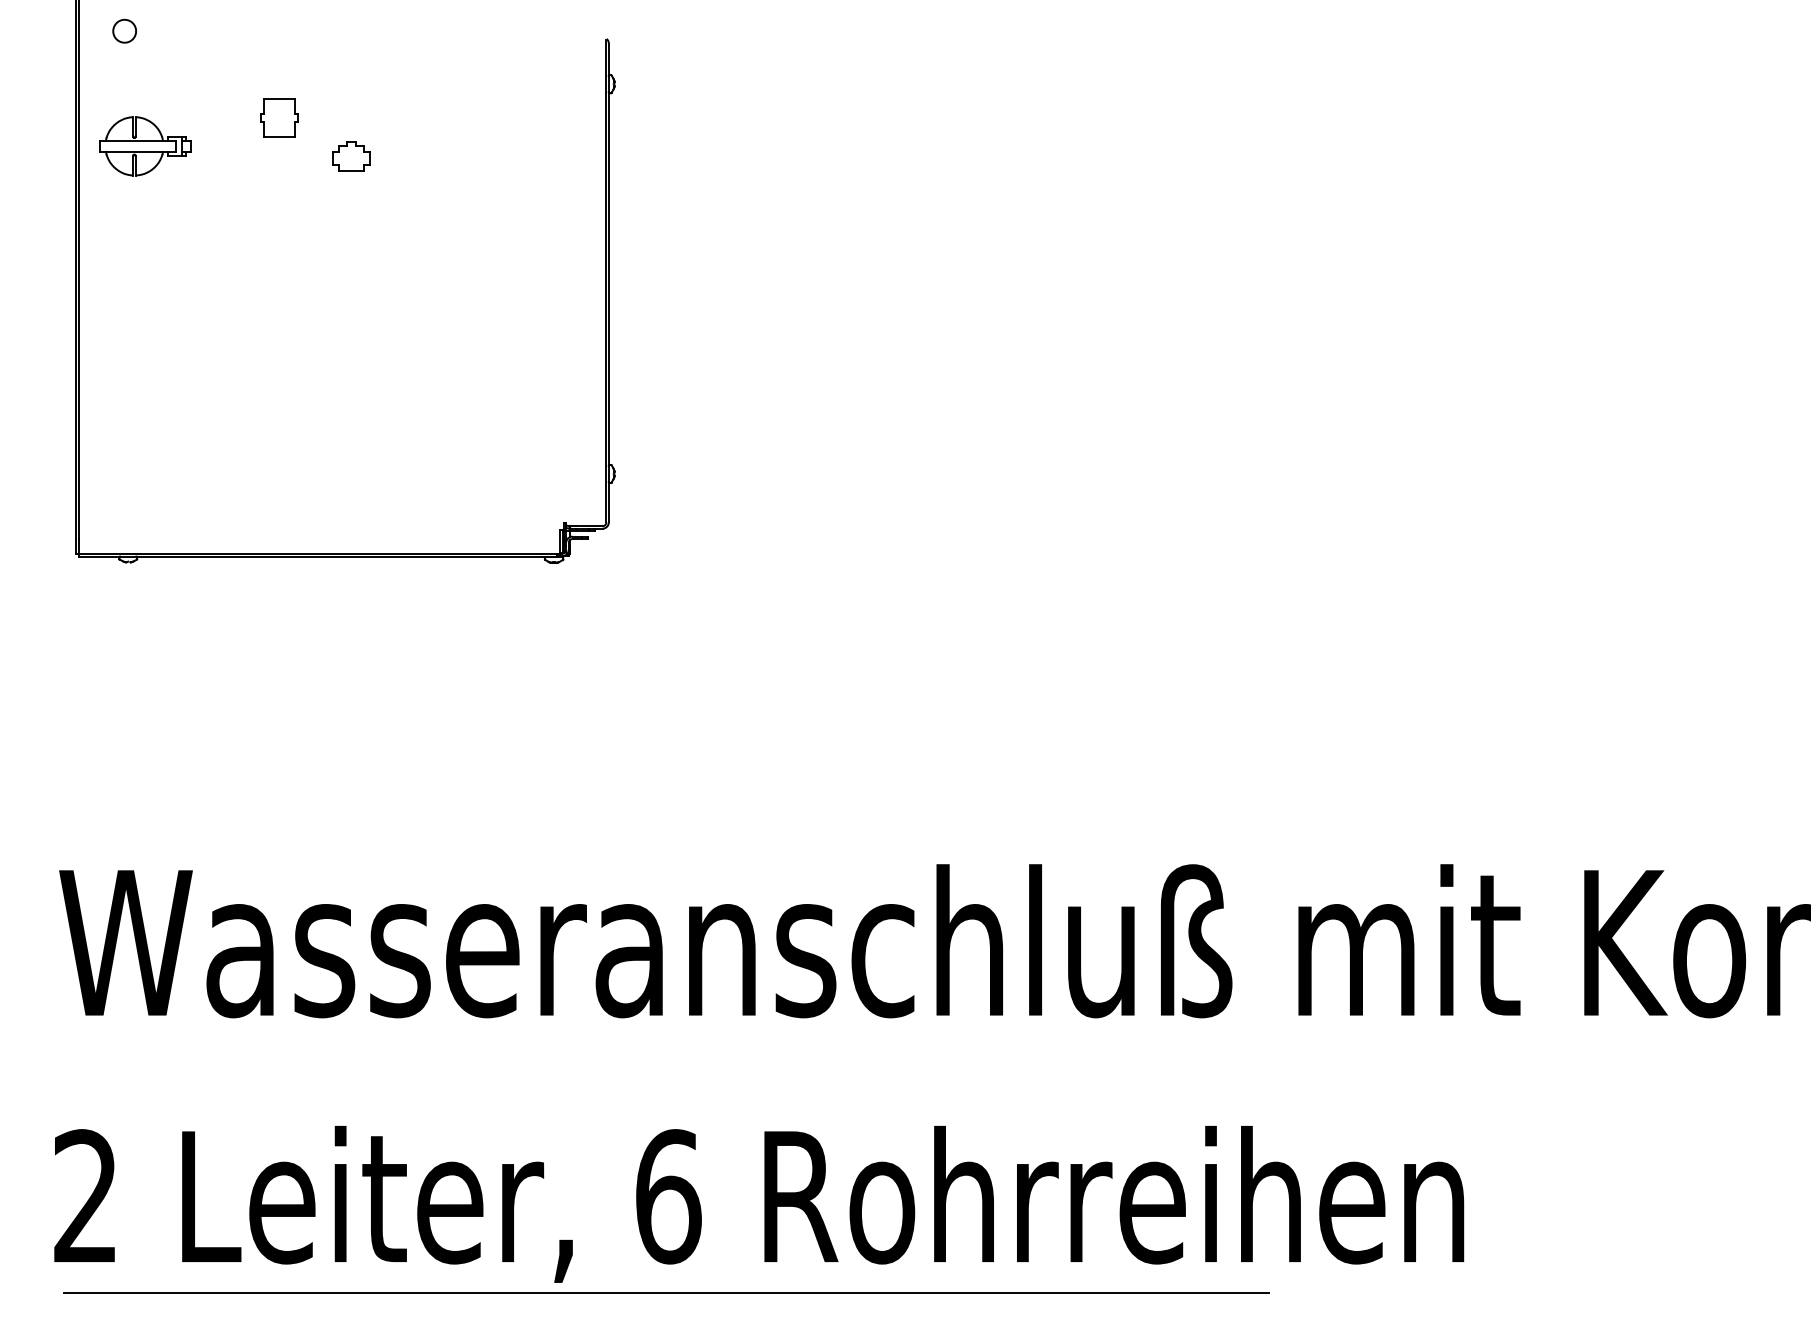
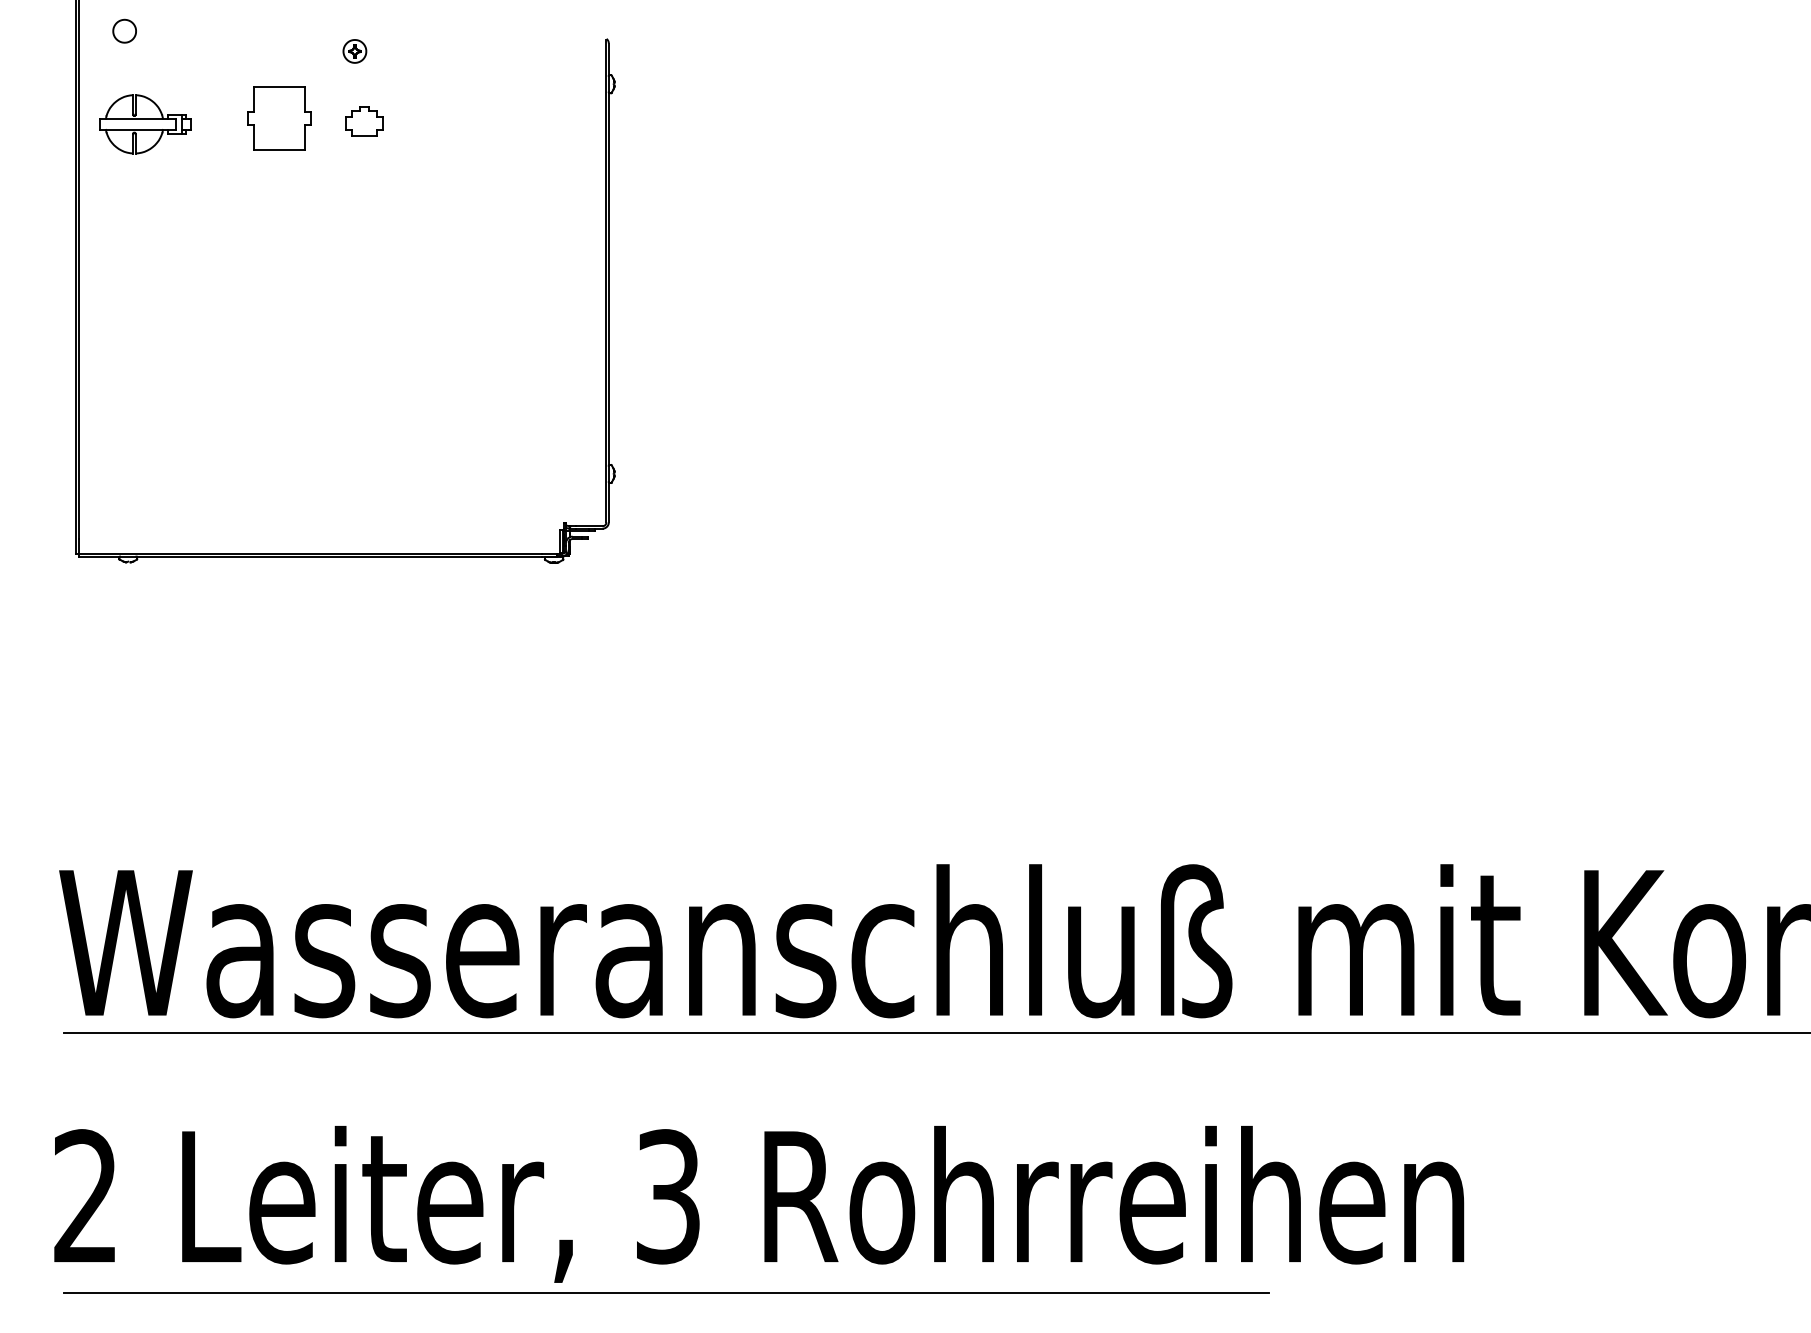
part: none -> present (354, 51)
part size: 39x40 px -> 65x65 px (279, 118)
part position: (145, 146) -> (145, 124) (145, 124)
part position: (351, 156) -> (364, 121) (364, 121)
line: none -> present (935, 1032)
text: 6 -> 3 (668, 1196)
